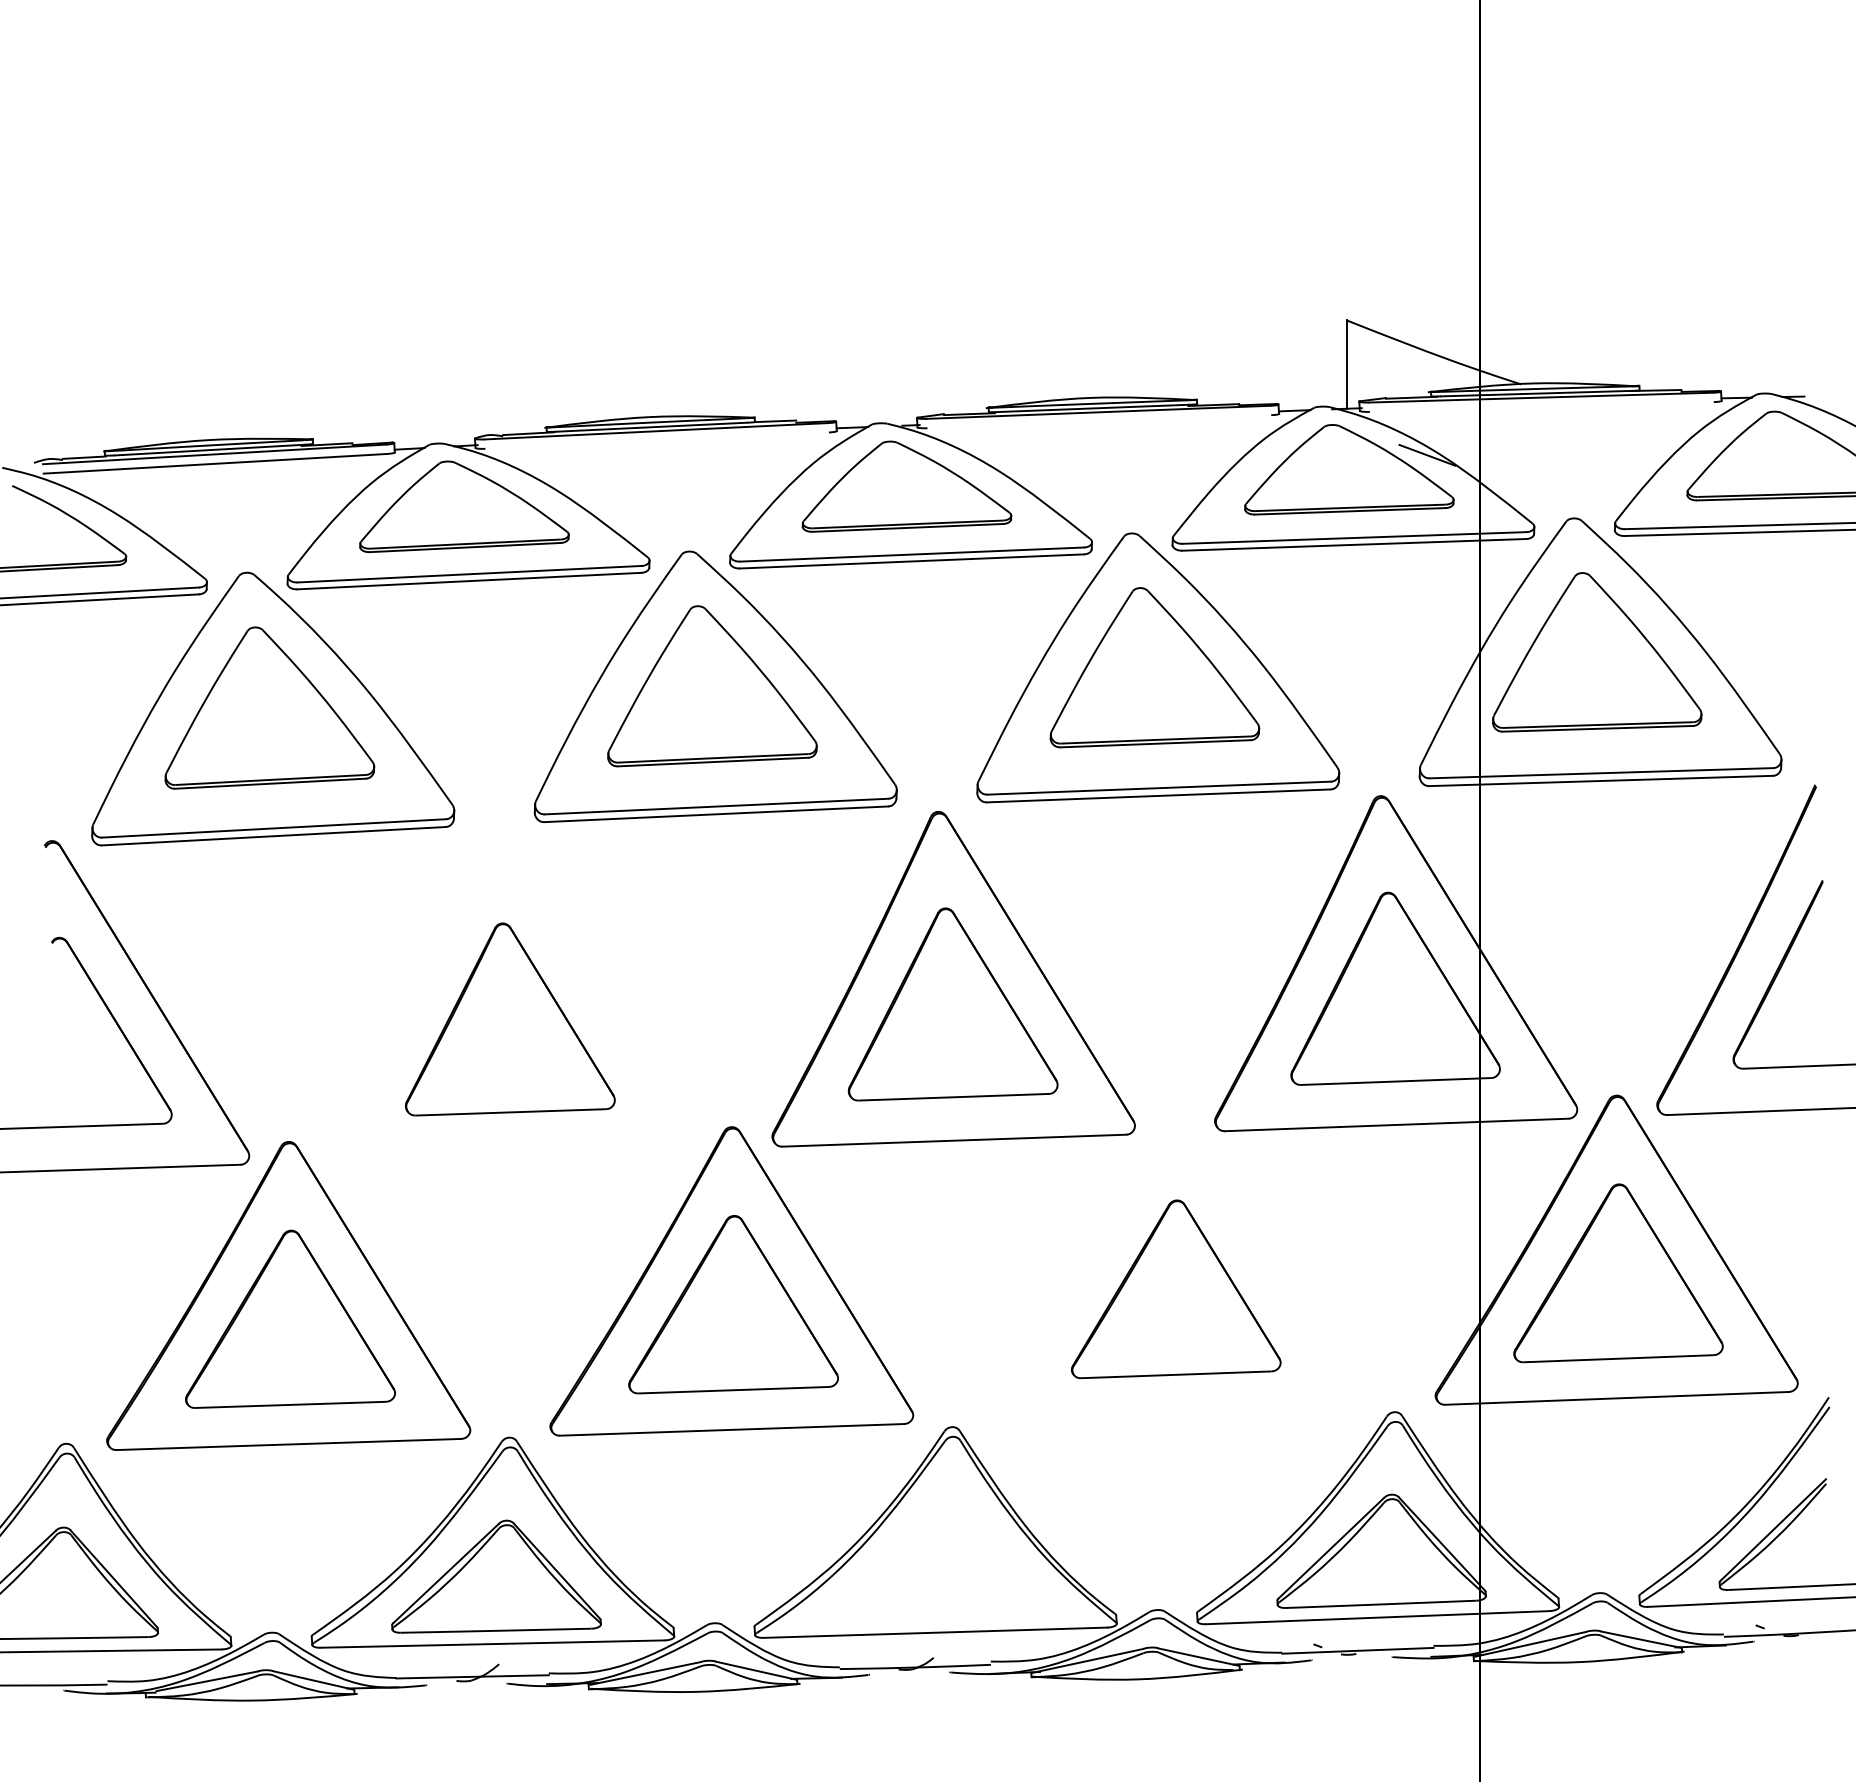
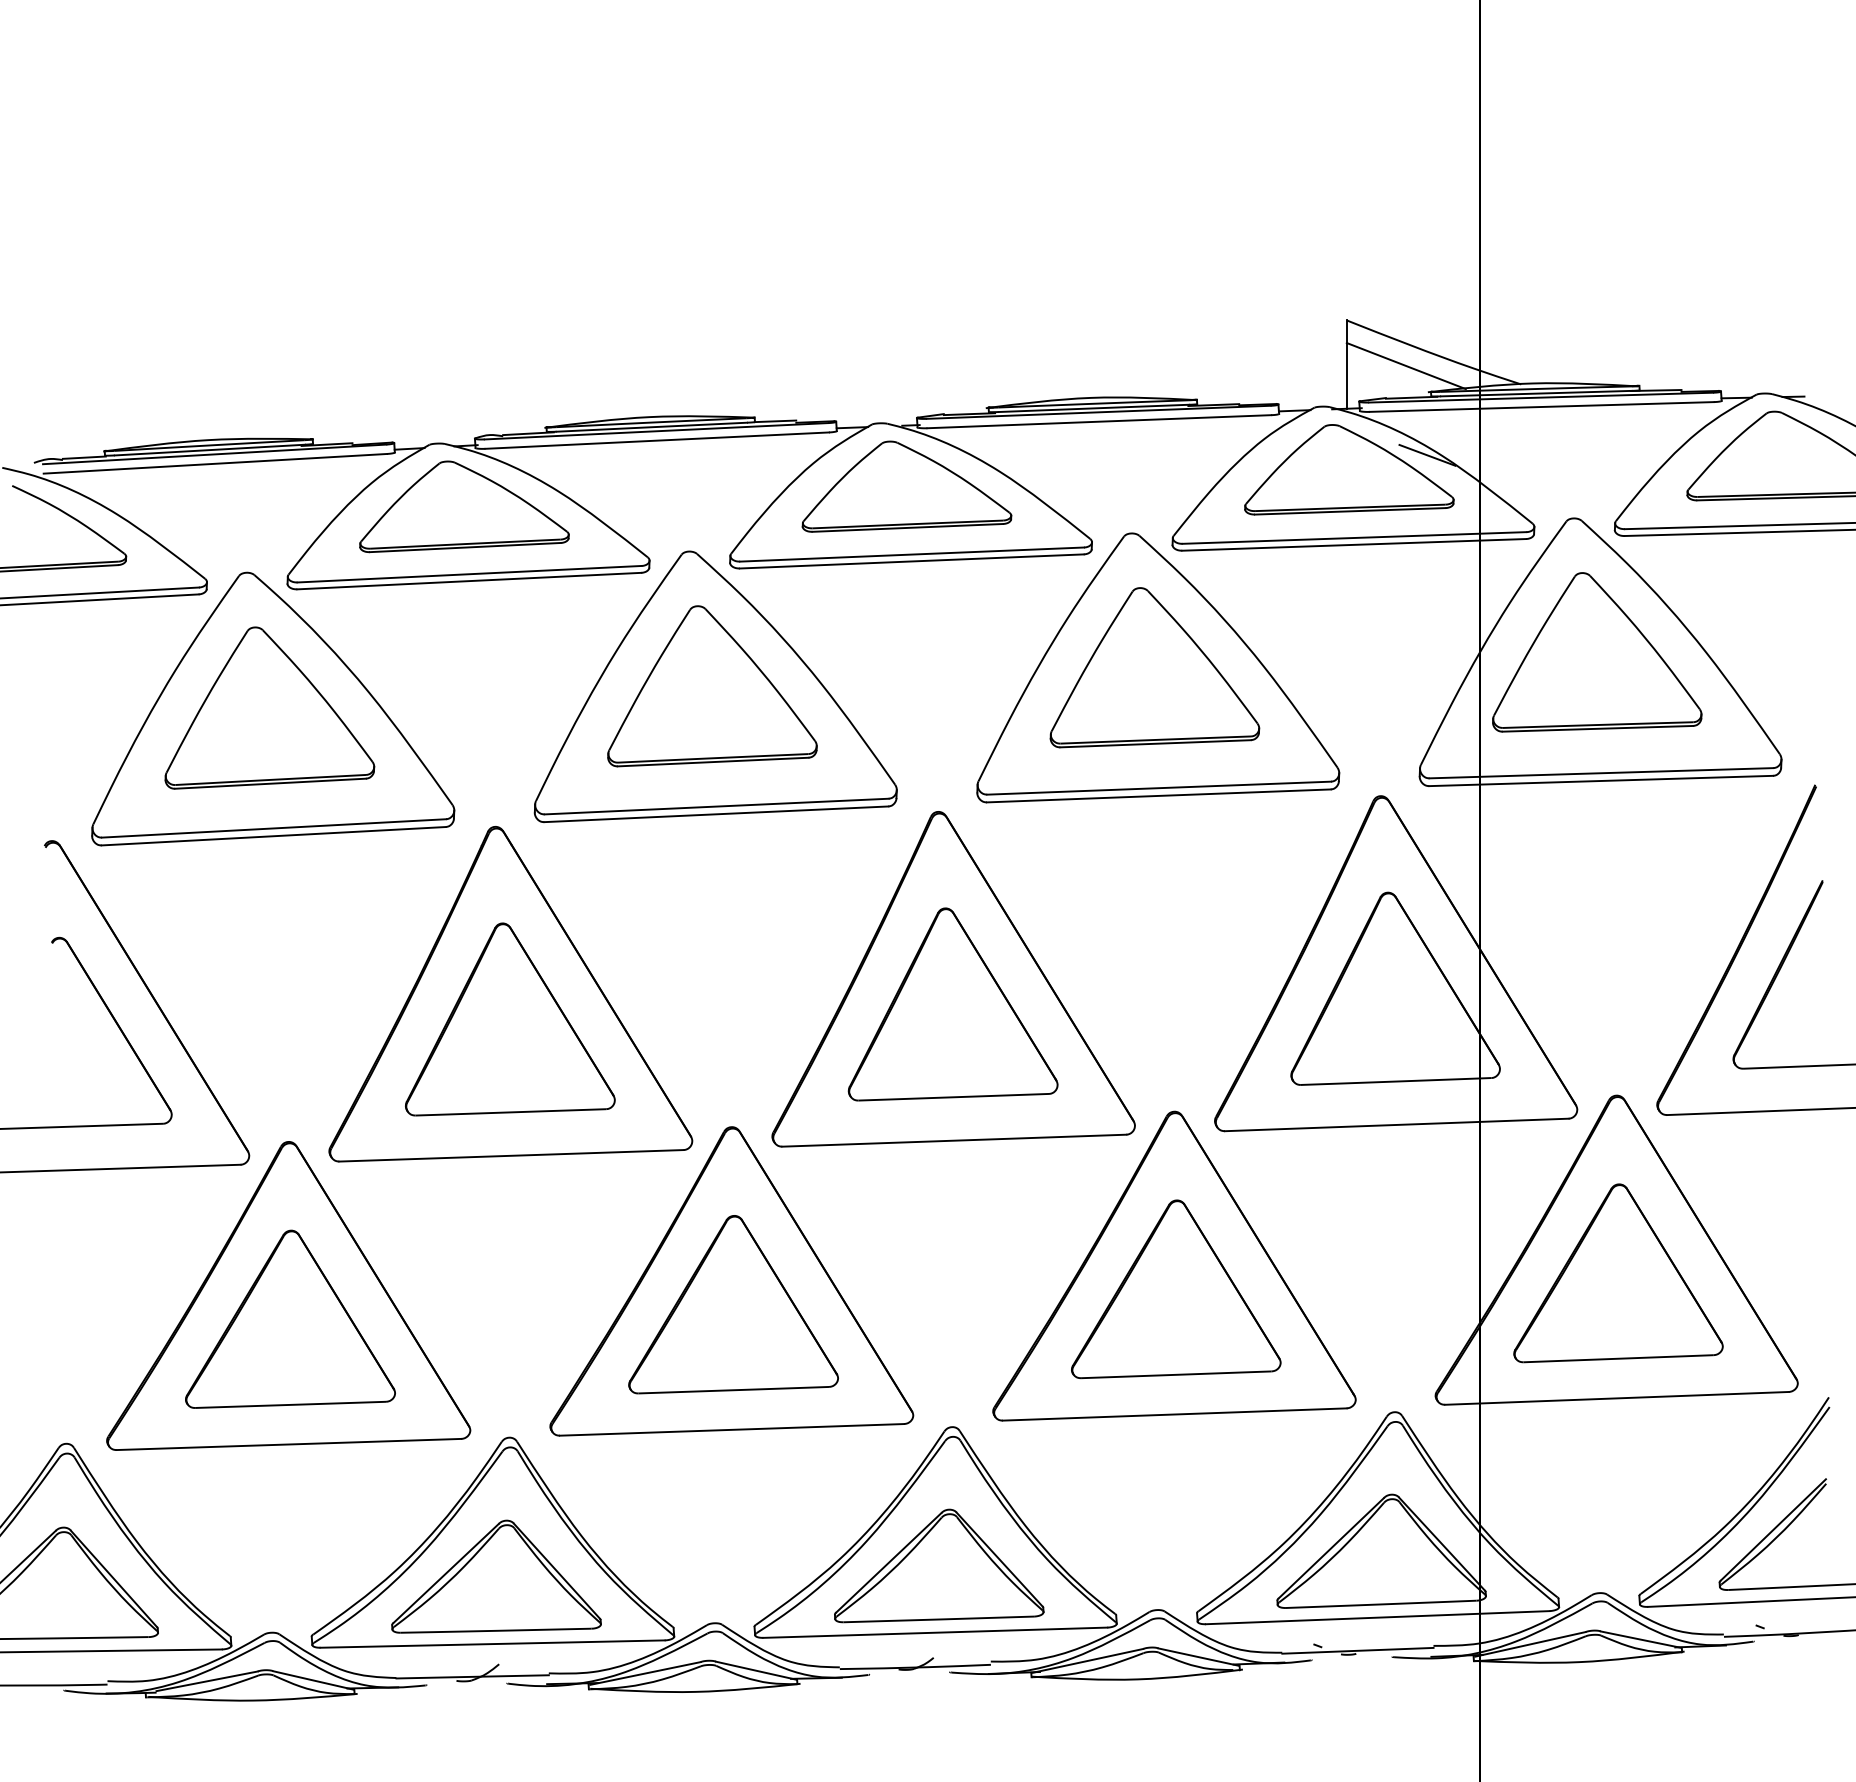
line: none -> present (1405, 366)
line: none -> present (1541, 406)
line: none -> present (1099, 421)
line: none -> present (656, 440)
part: none -> present (510, 994)
part: none -> present (1174, 1265)
part: none -> present (939, 1565)
